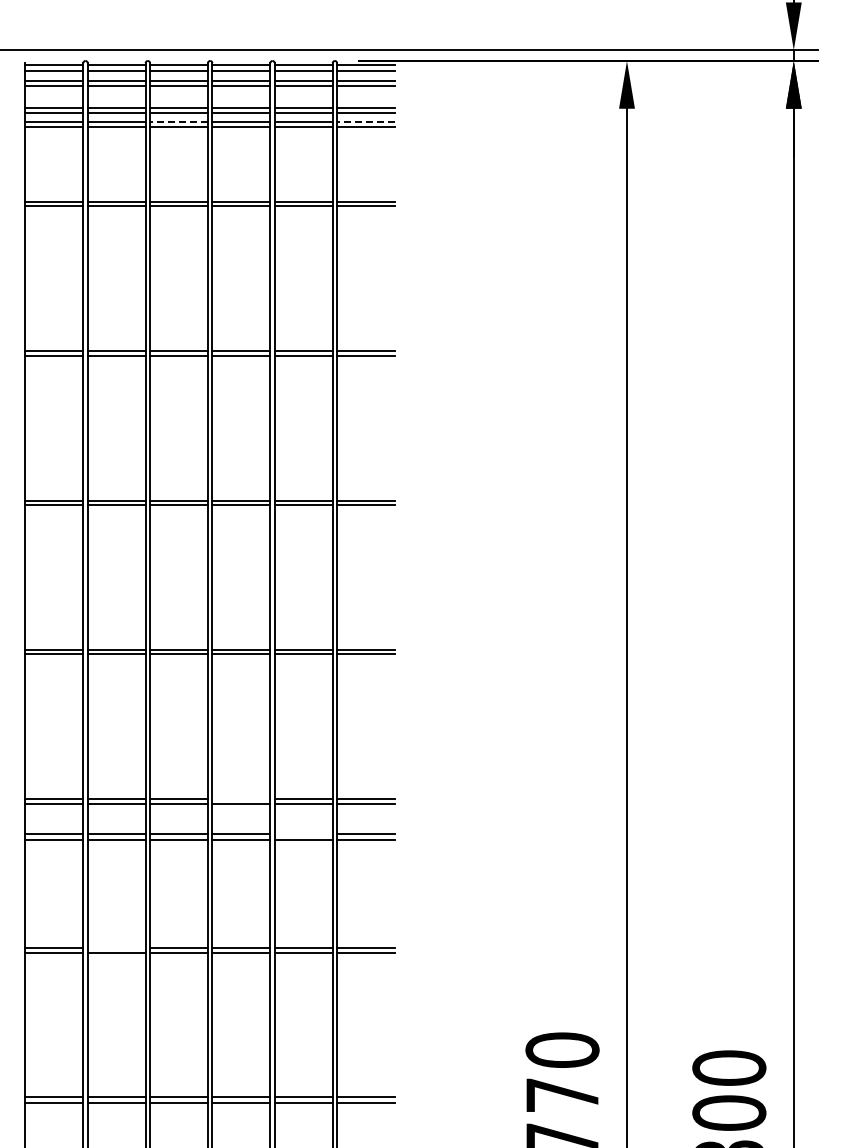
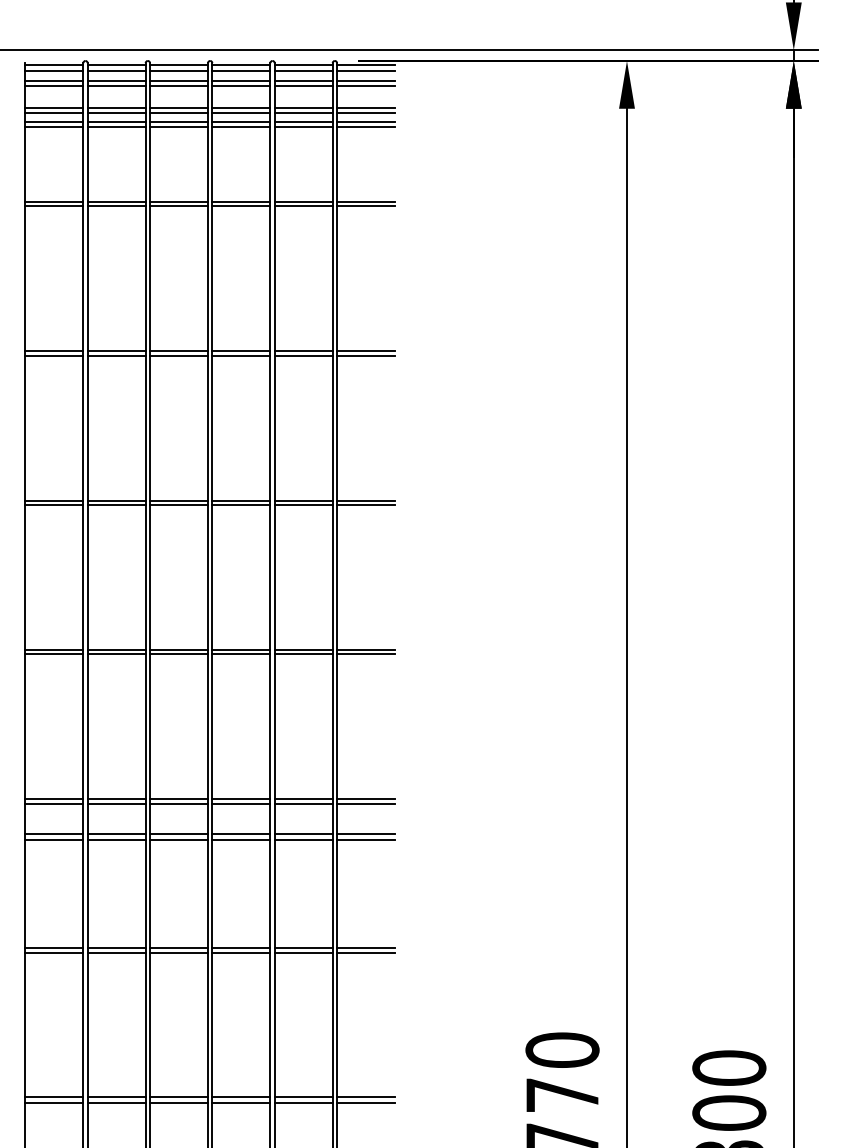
line: dashed -> solid (178, 121)
line: dashed -> solid (365, 121)
line: none -> present (241, 798)
line: none -> present (303, 834)
line: none -> present (116, 948)
